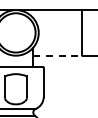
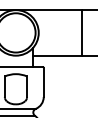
line: dashed -> solid (57, 55)
